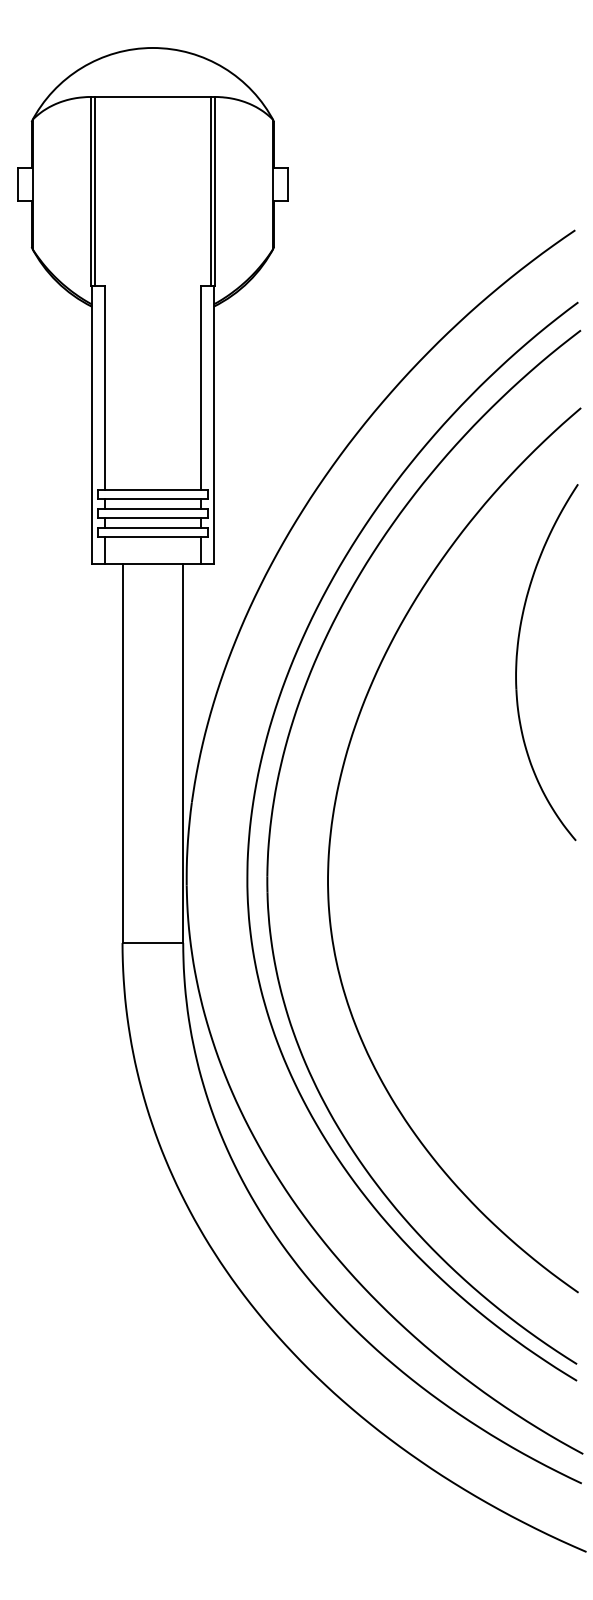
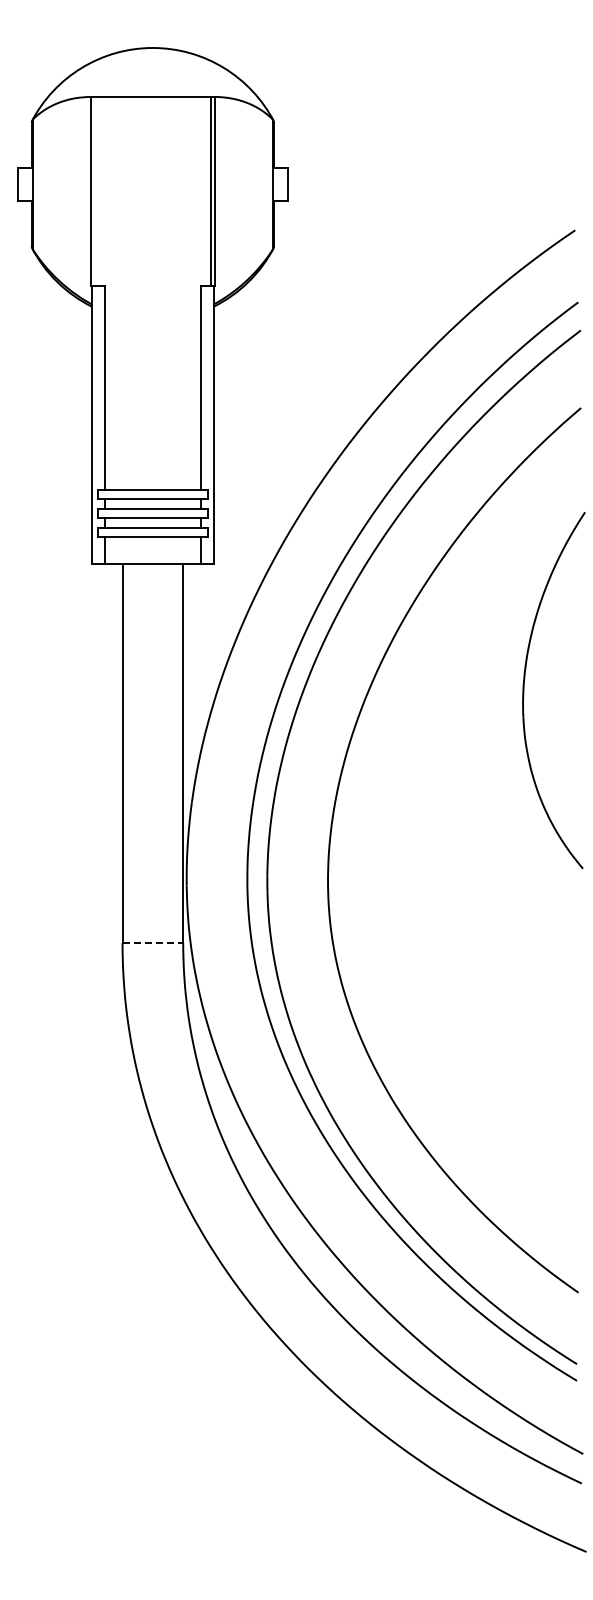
line: present -> none (95, 191)
part position: (517, 662) -> (524, 690) (524, 690)
line: solid -> dashed (153, 943)
